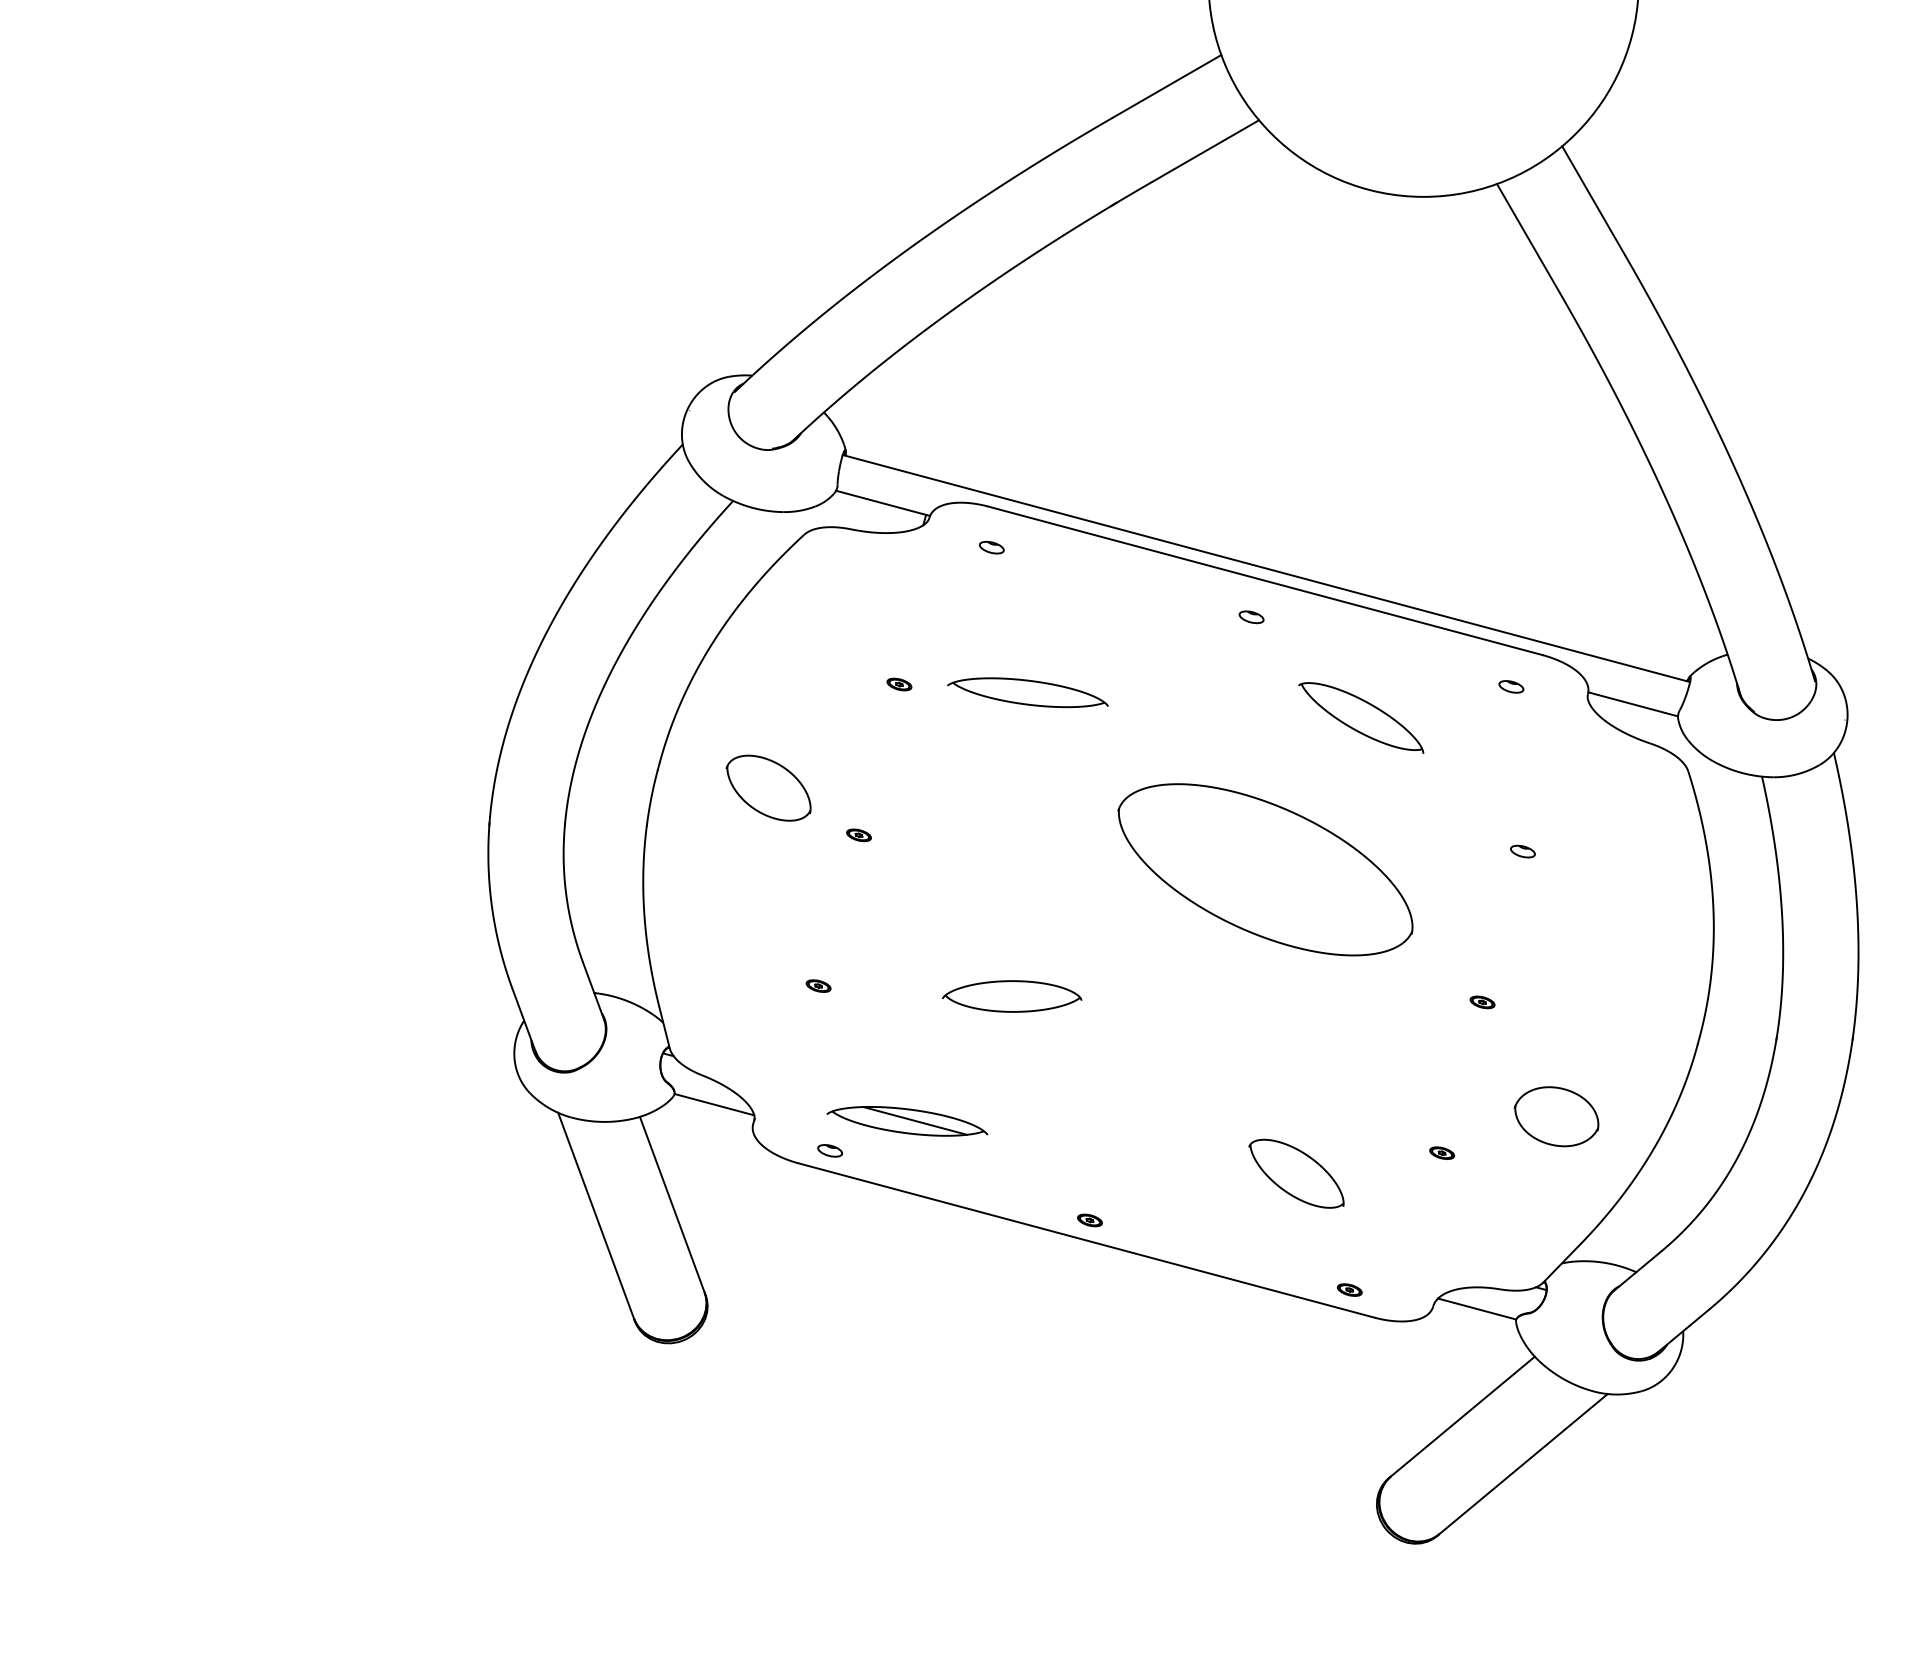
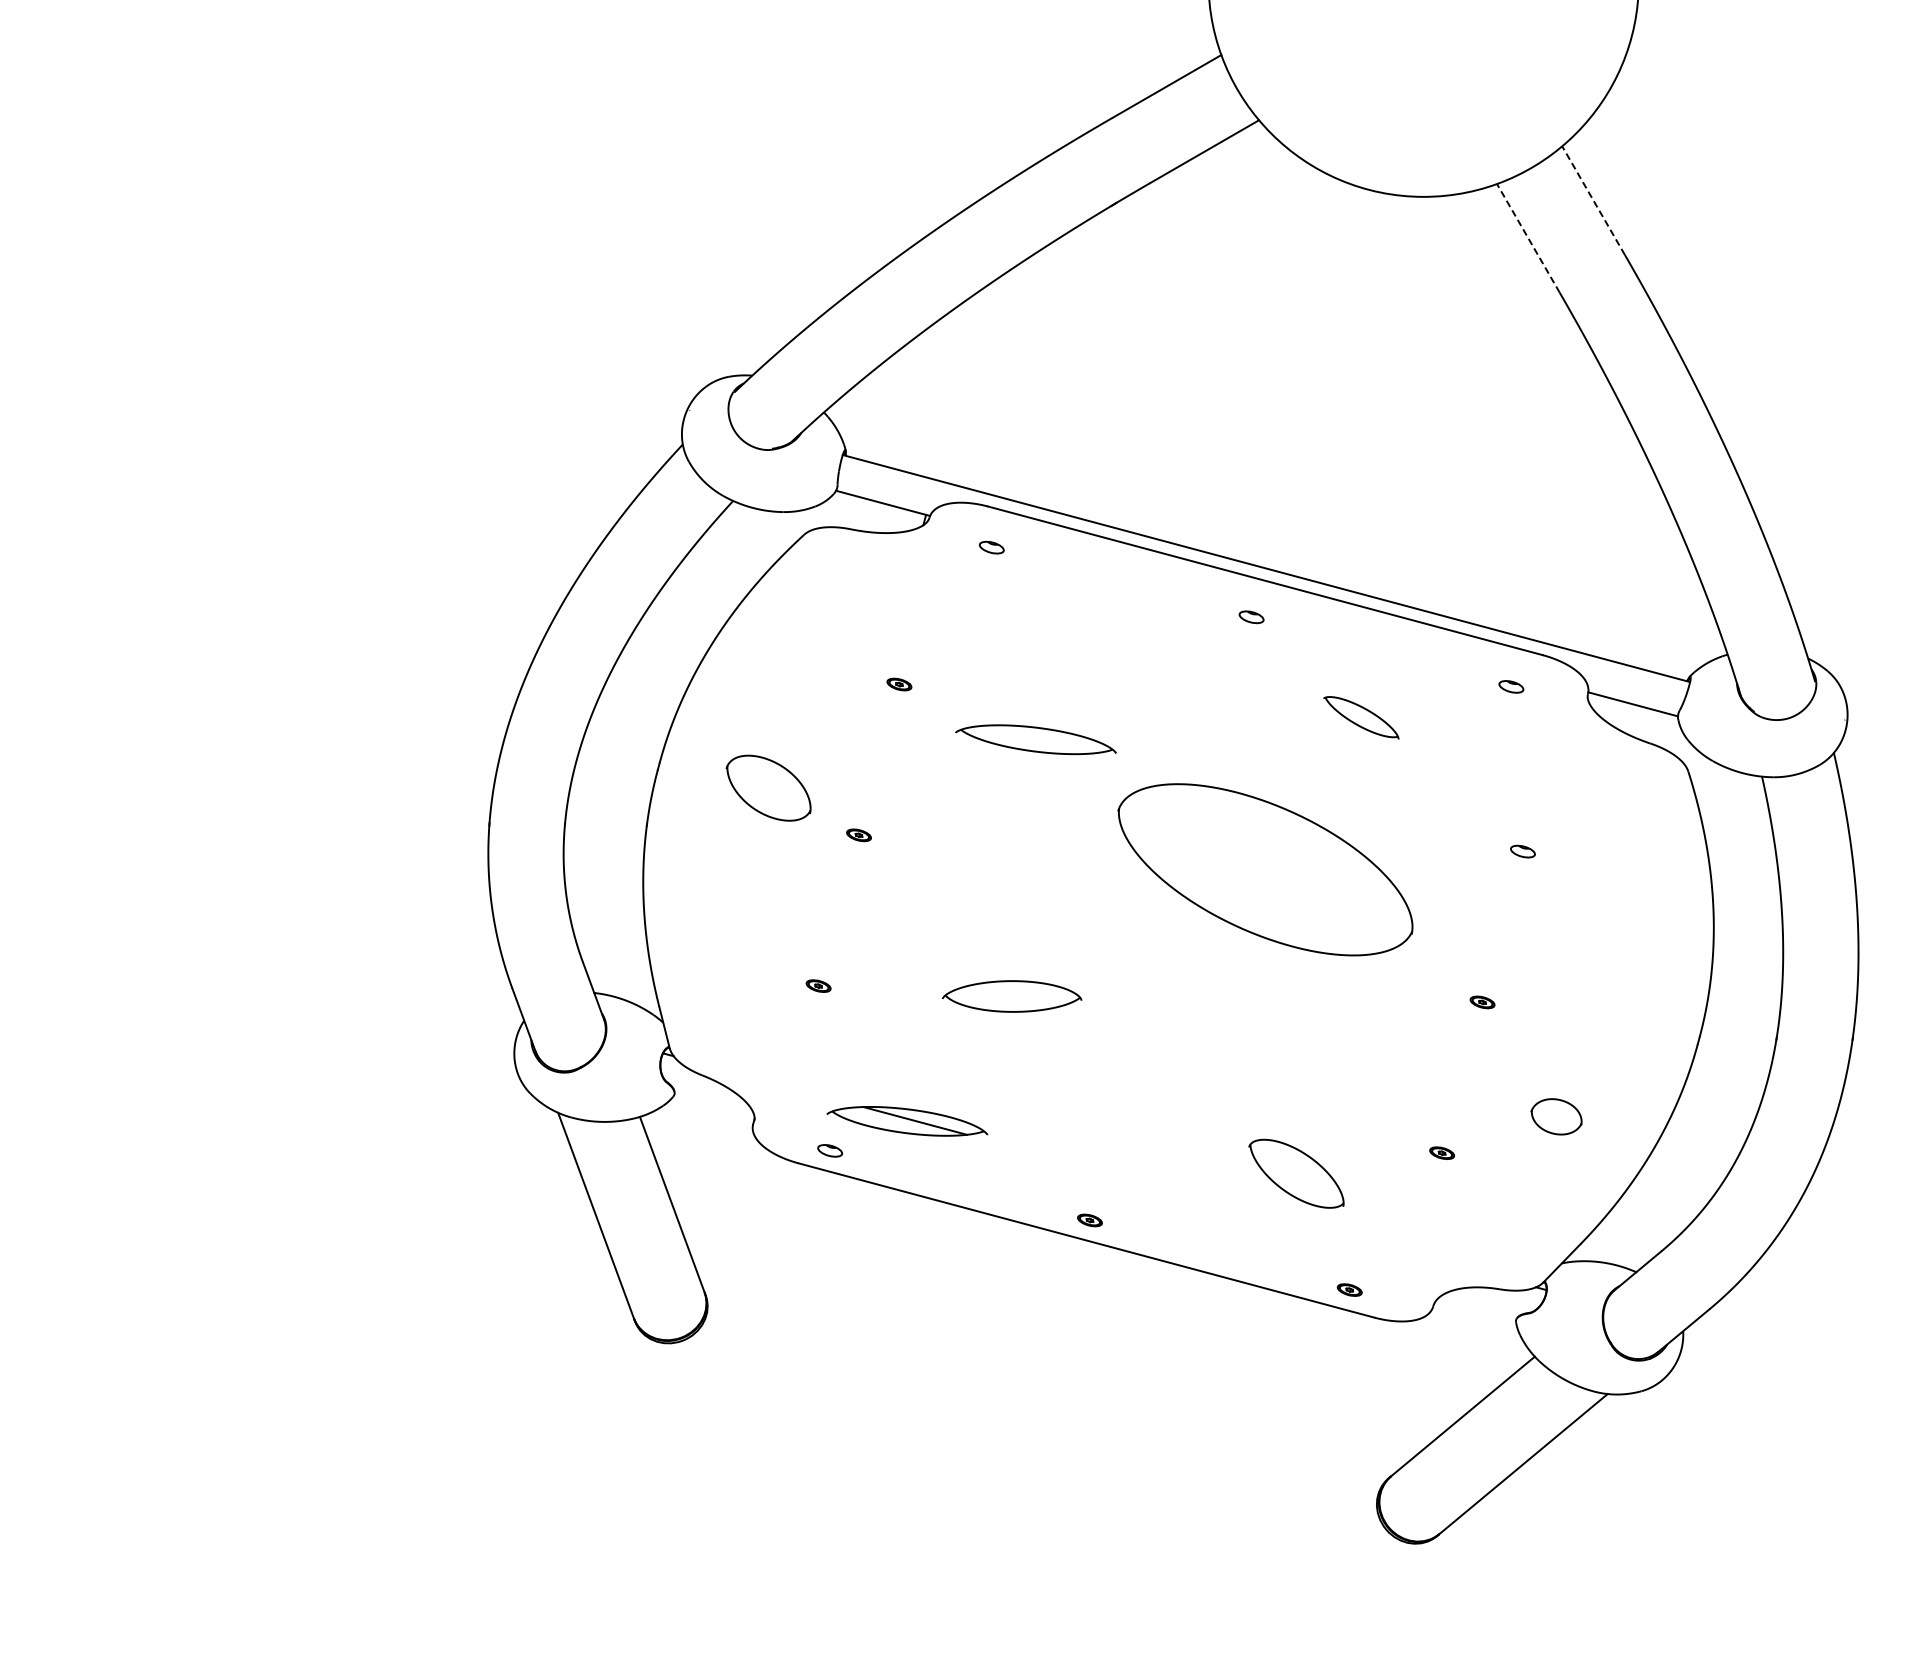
line: solid -> dashed (1593, 200)
line: solid -> dashed (1528, 238)
part position: (1027, 692) -> (1035, 739) (1035, 739)
part size: 127x72 px -> 77x44 px (1361, 717)
line: present -> none (714, 1104)
part size: 87x62 px -> 53x38 px (1556, 1116)
line: present -> none (1477, 1308)
